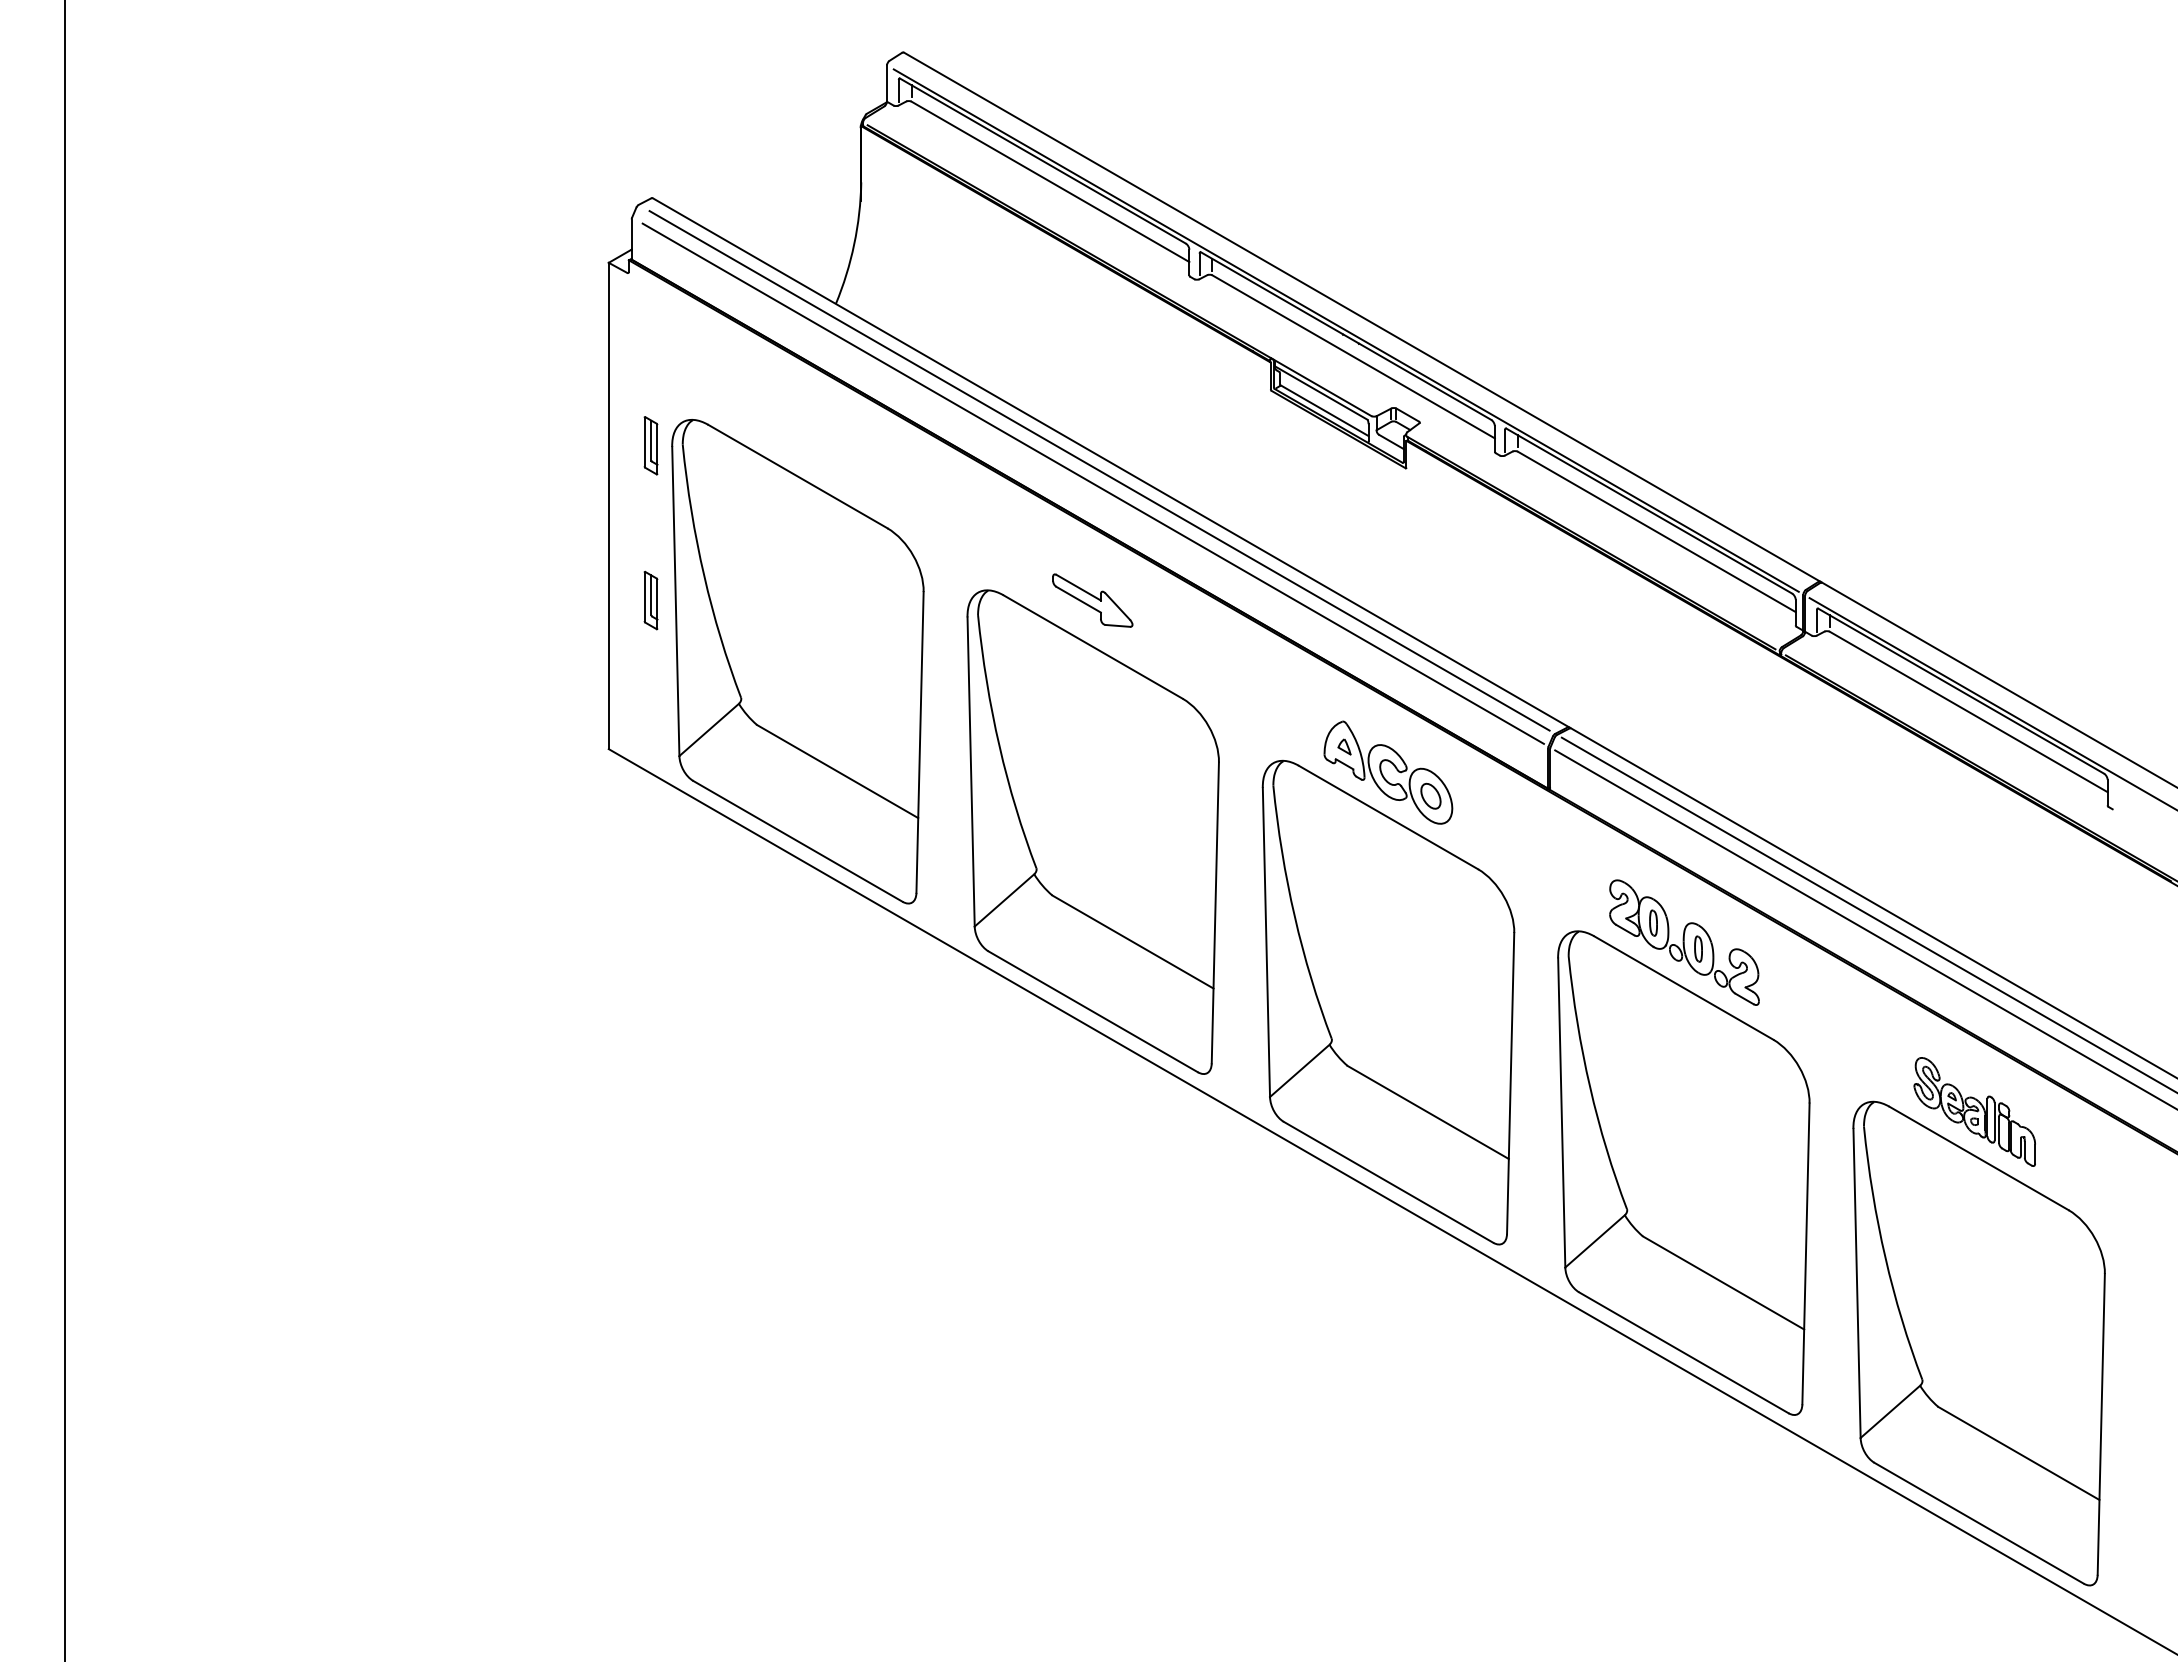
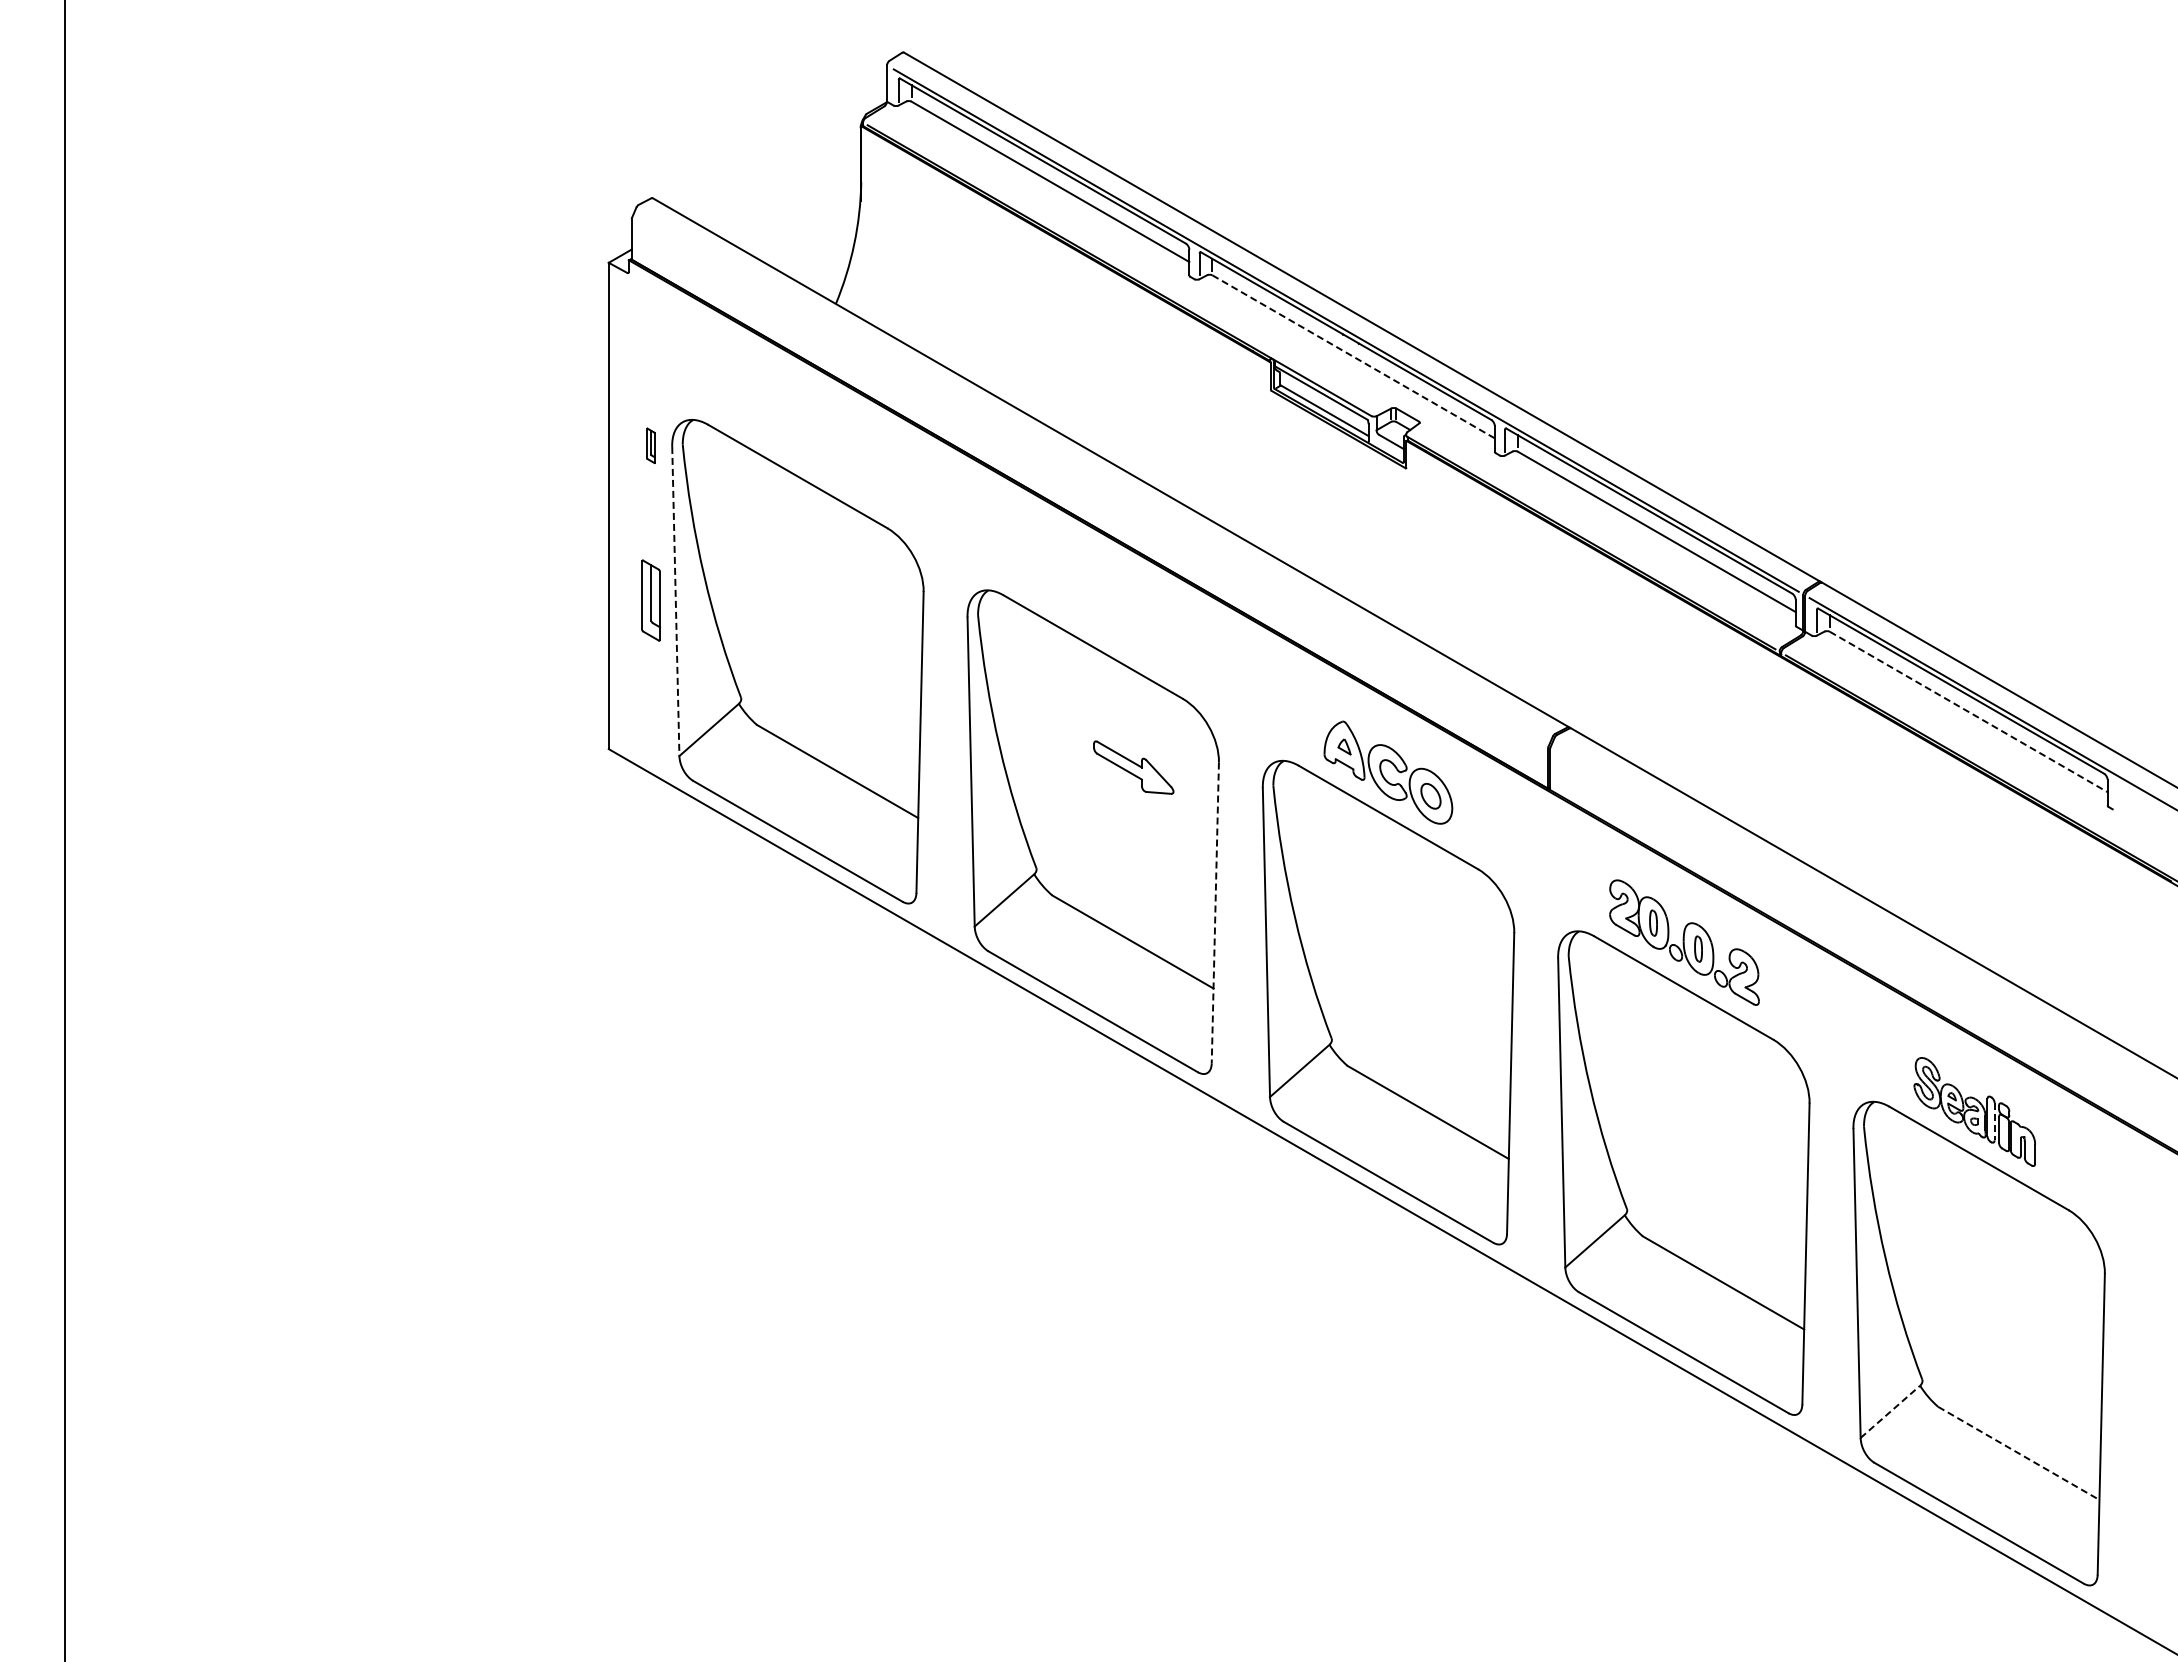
line: solid -> dashed (1354, 357)
part size: 16x60 px -> 10x38 px (650, 445)
line: present -> none (1099, 470)
line: present -> none (1092, 483)
part size: 16x61 px -> 20x83 px (650, 600)
part position: (1092, 600) -> (1133, 767) (1133, 767)
line: solid -> dashed (675, 601)
line: solid -> dashed (1969, 712)
line: solid -> dashed (1215, 913)
line: present -> none (1867, 914)
line: present -> none (1864, 929)
line: solid -> dashed (1994, 1121)
line: solid -> dashed (1890, 1411)
line: solid -> dashed (2019, 1453)
